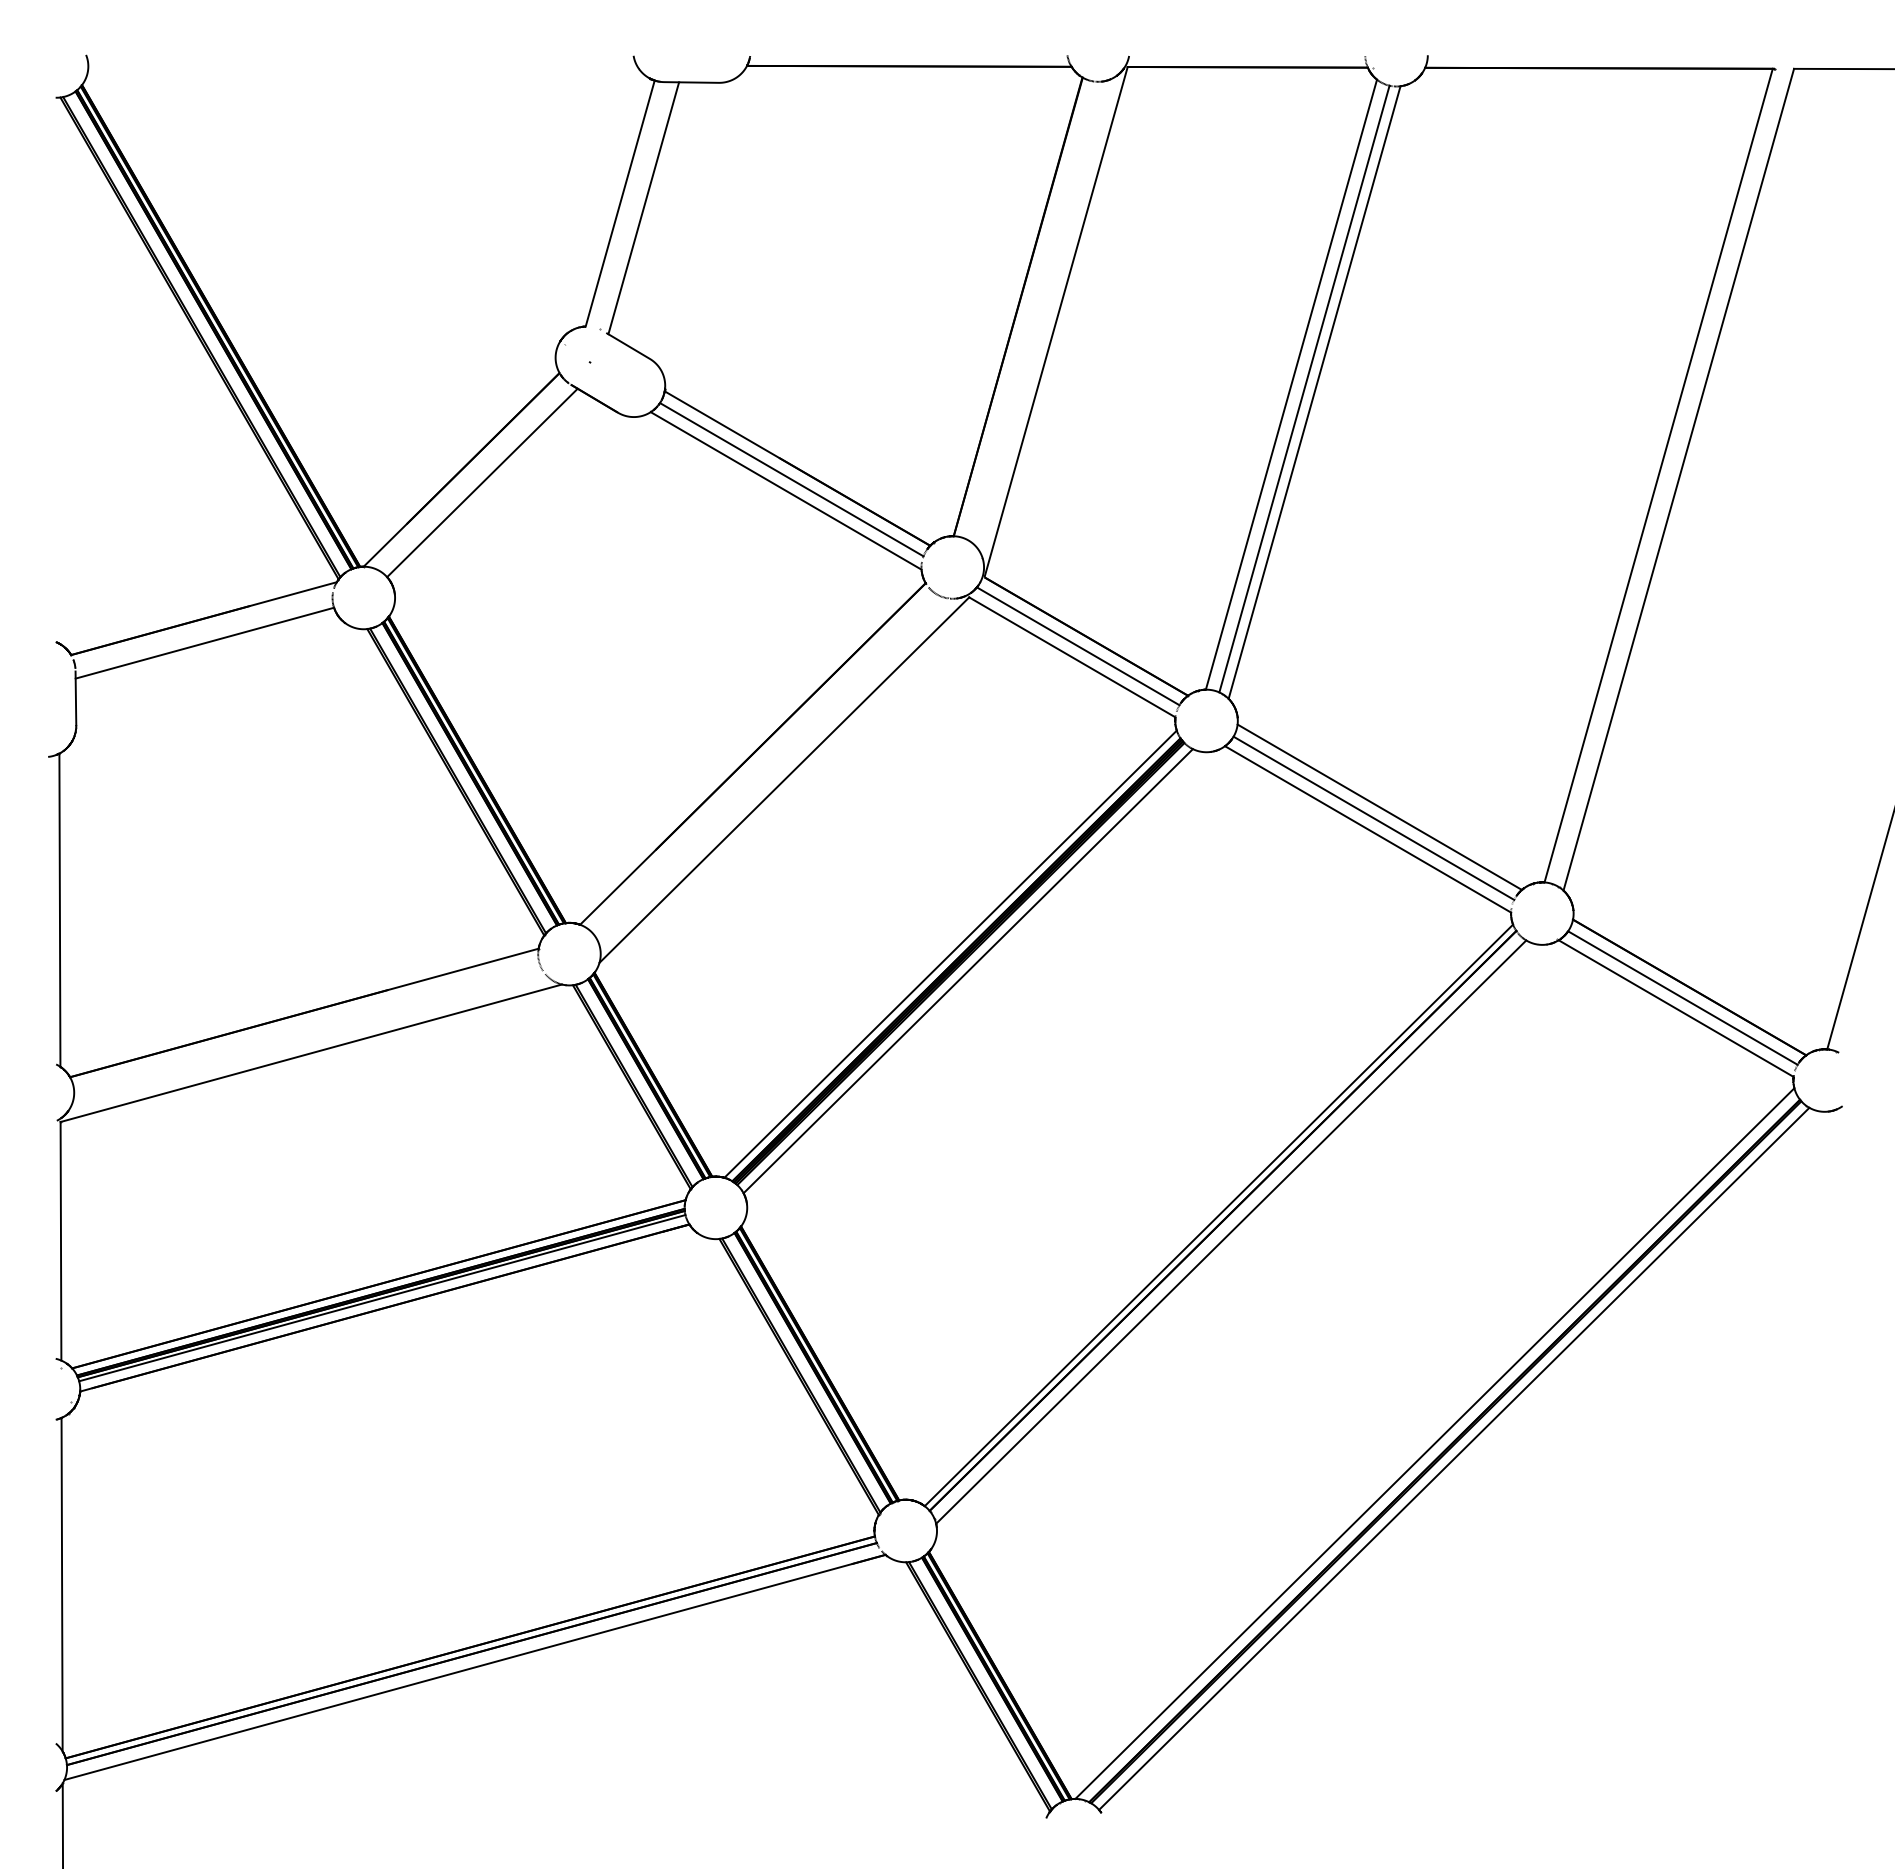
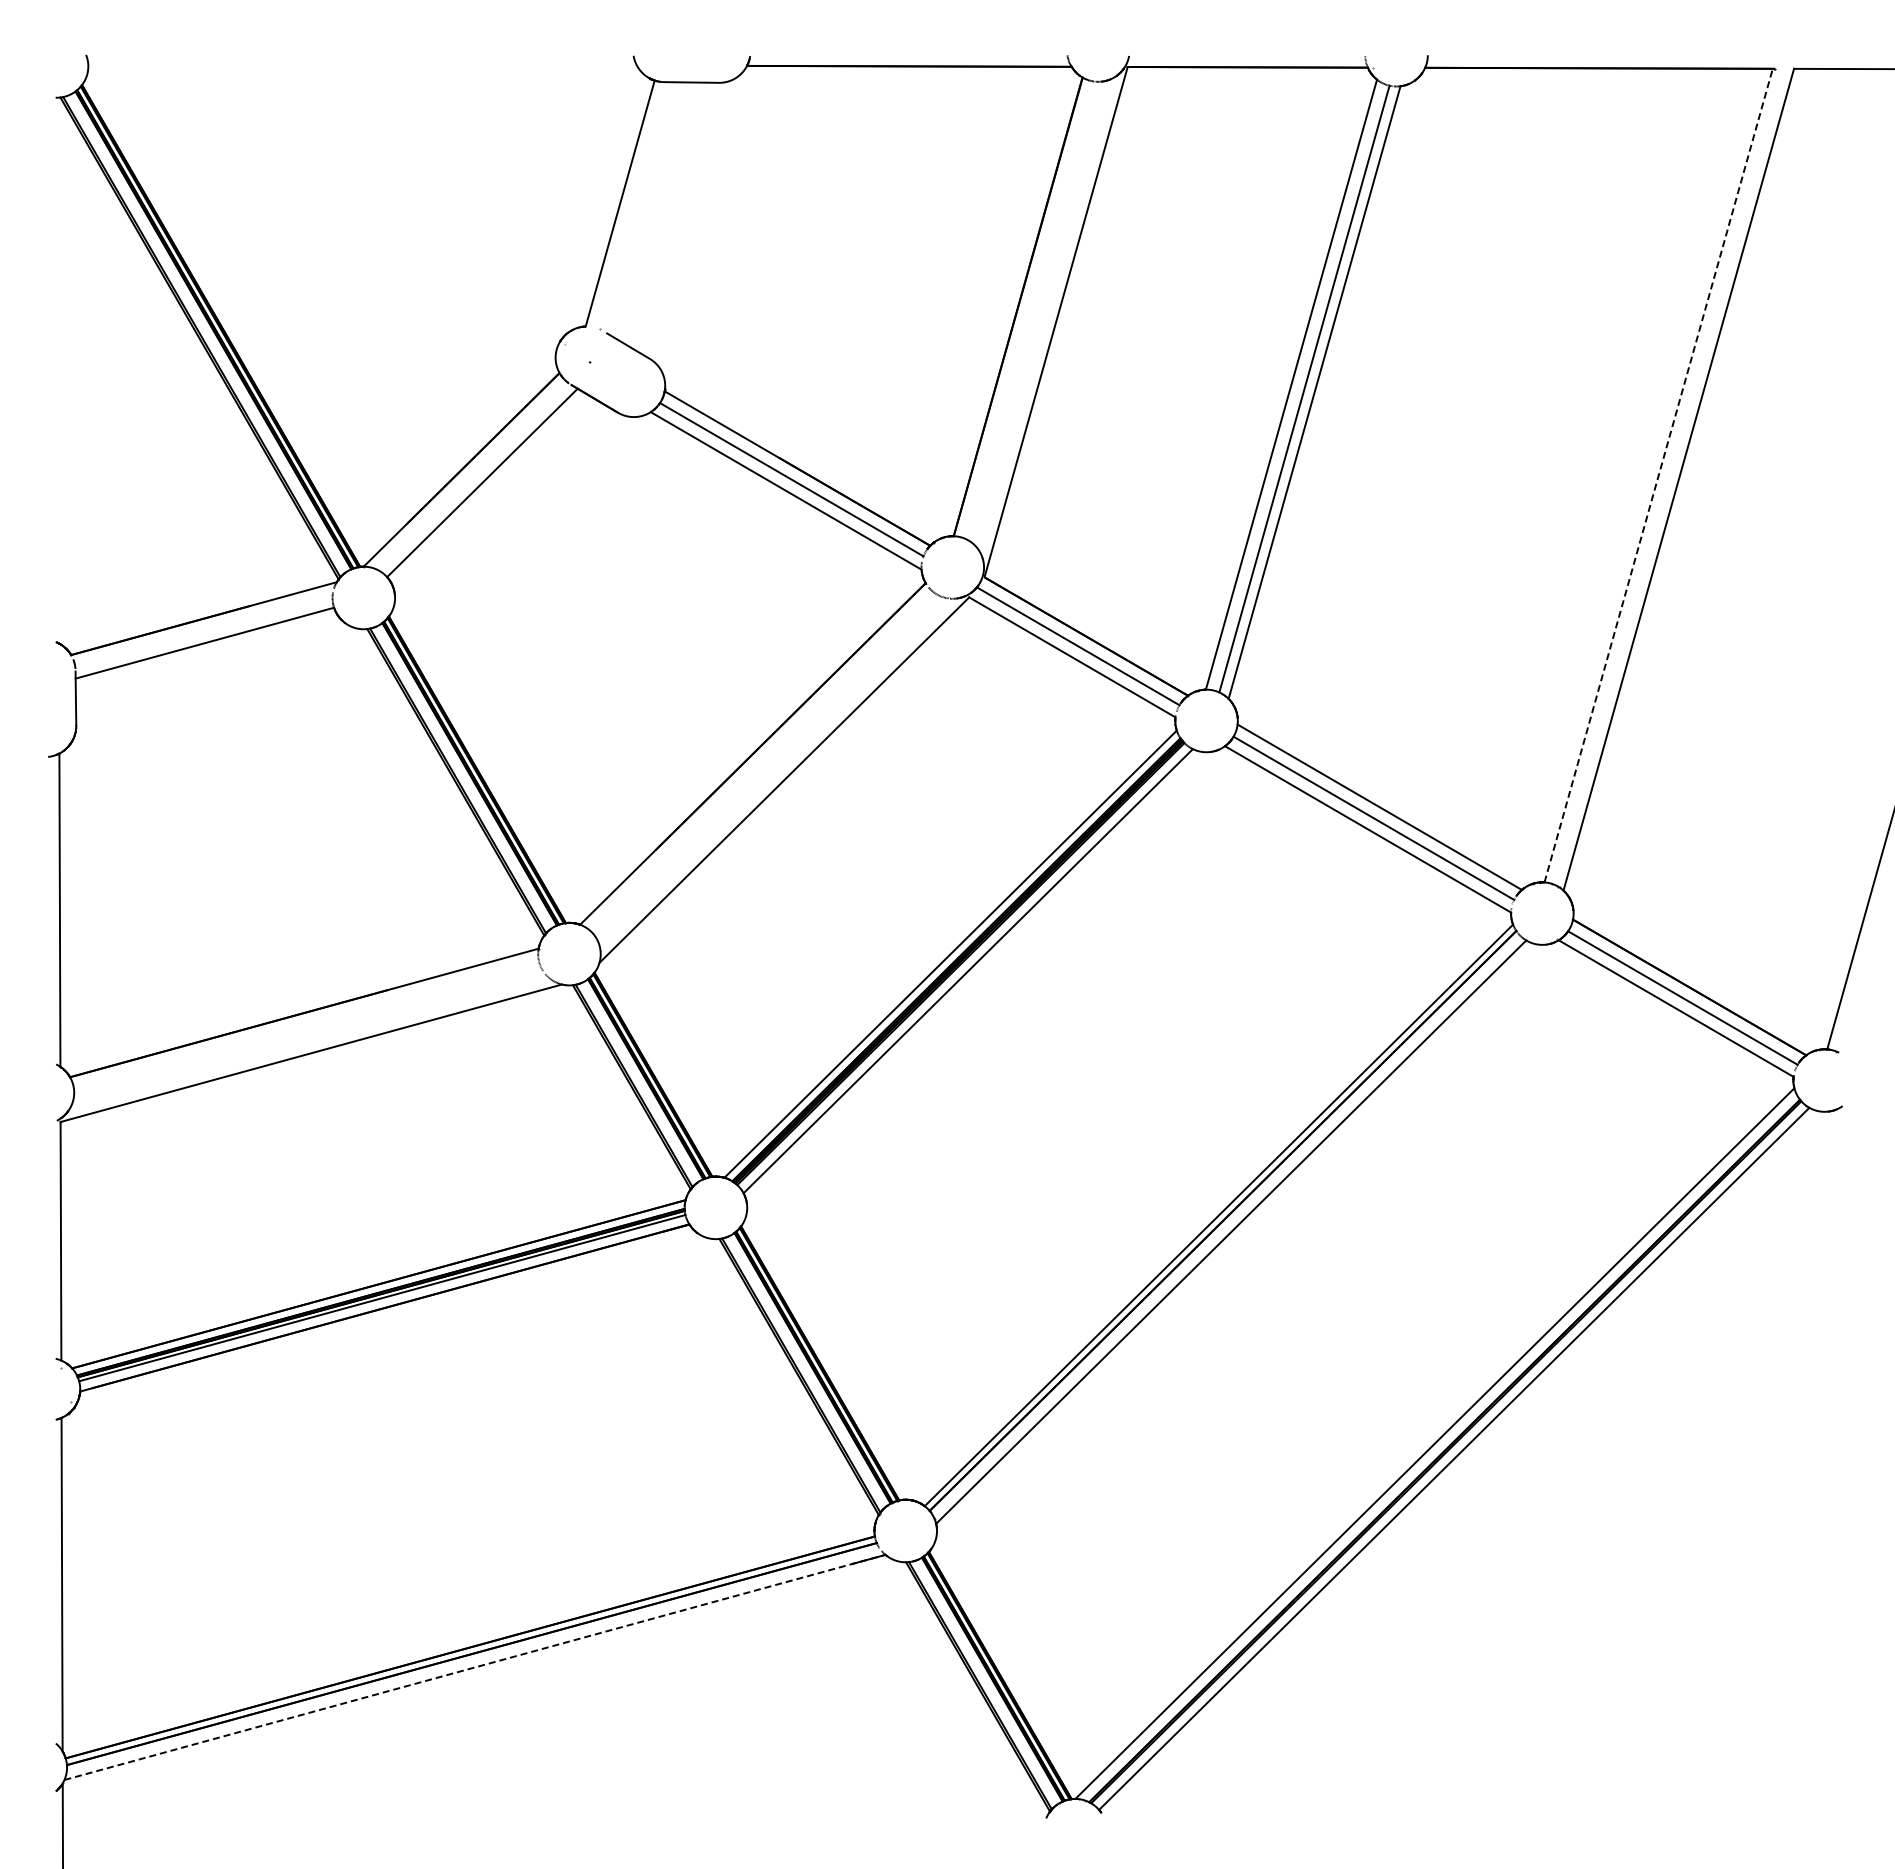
line: present -> none (643, 208)
line: solid -> dashed (1658, 475)
line: solid -> dashed (474, 1667)
